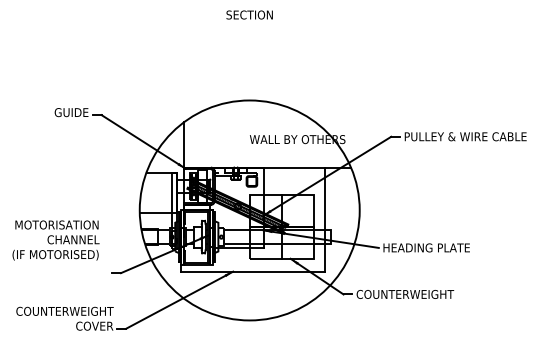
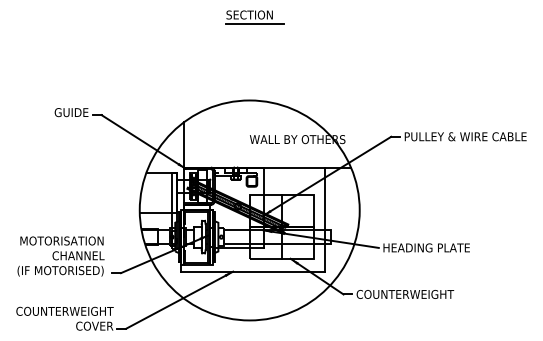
line: none -> present (254, 24)
text position: (55, 240) -> (60, 256) (60, 256)
